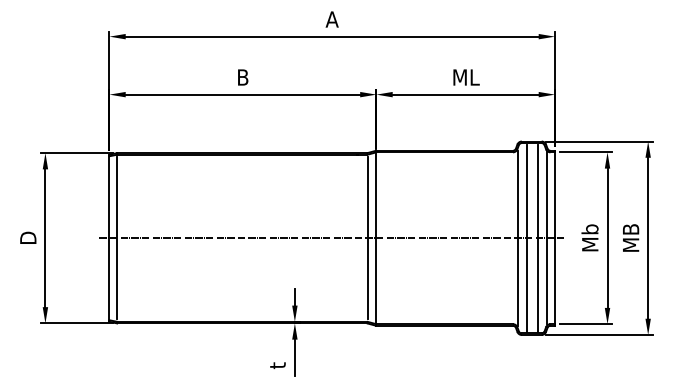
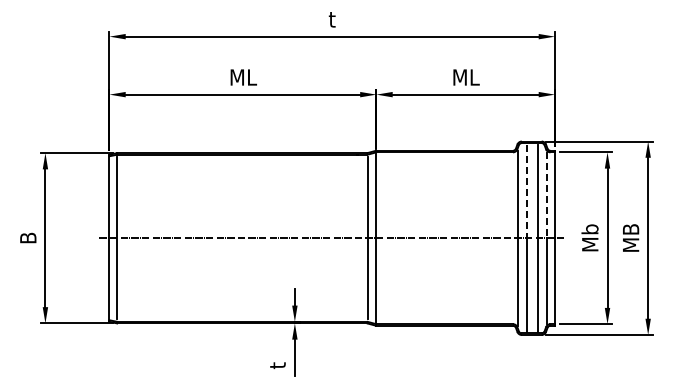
text: A -> t (331, 19)
text: B -> ML (243, 77)
line: solid -> dashed (526, 191)
line: solid -> dashed (547, 195)
text: D -> B (28, 237)
